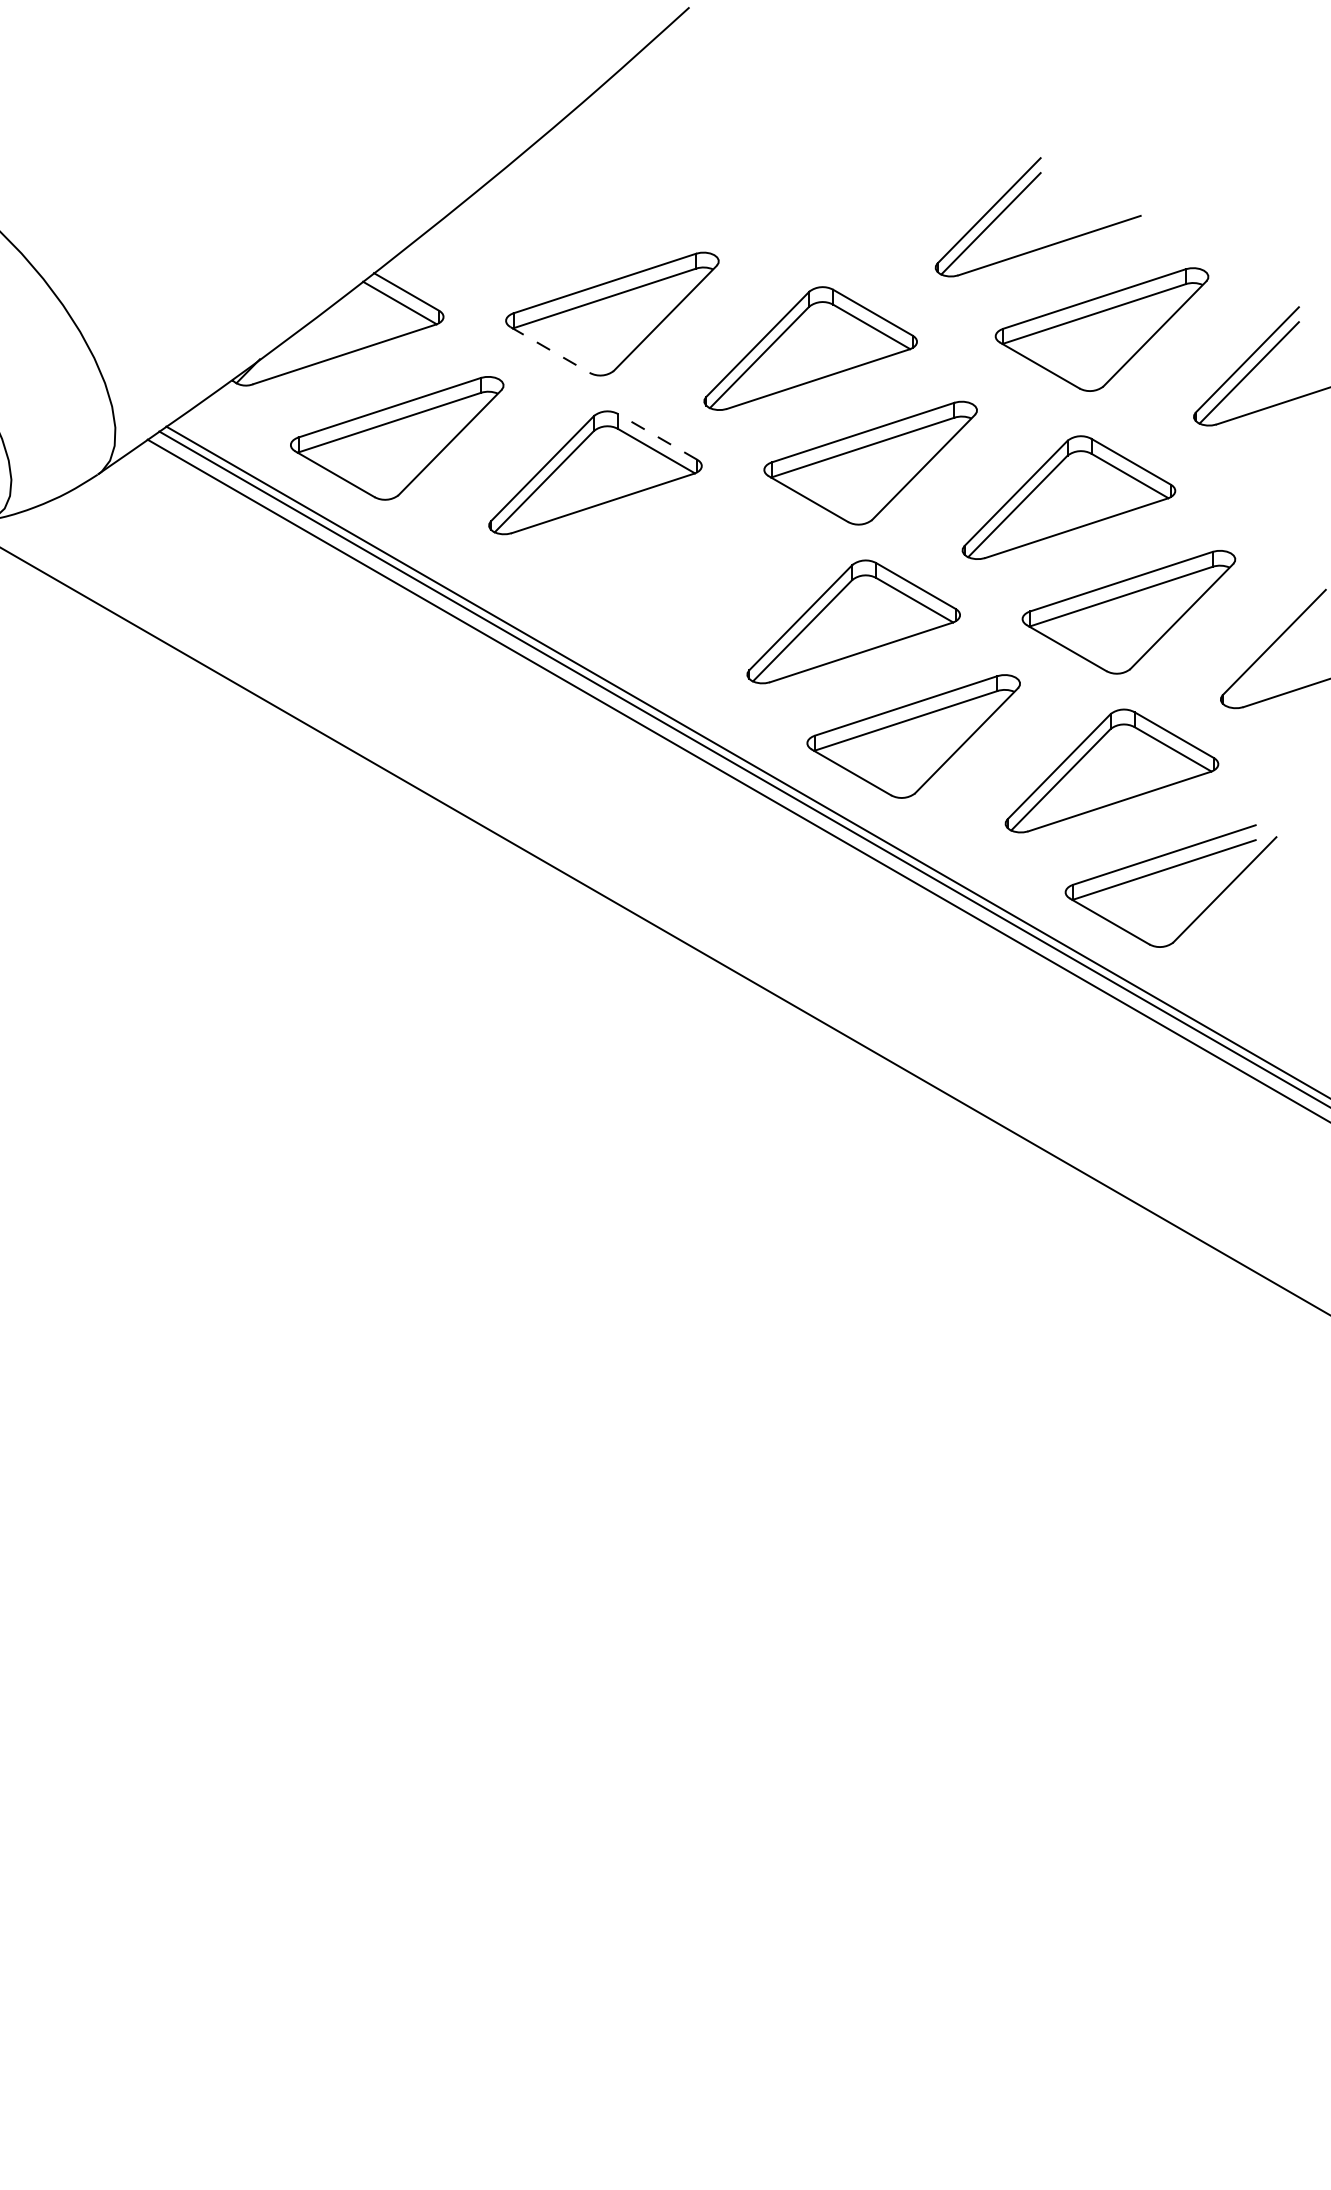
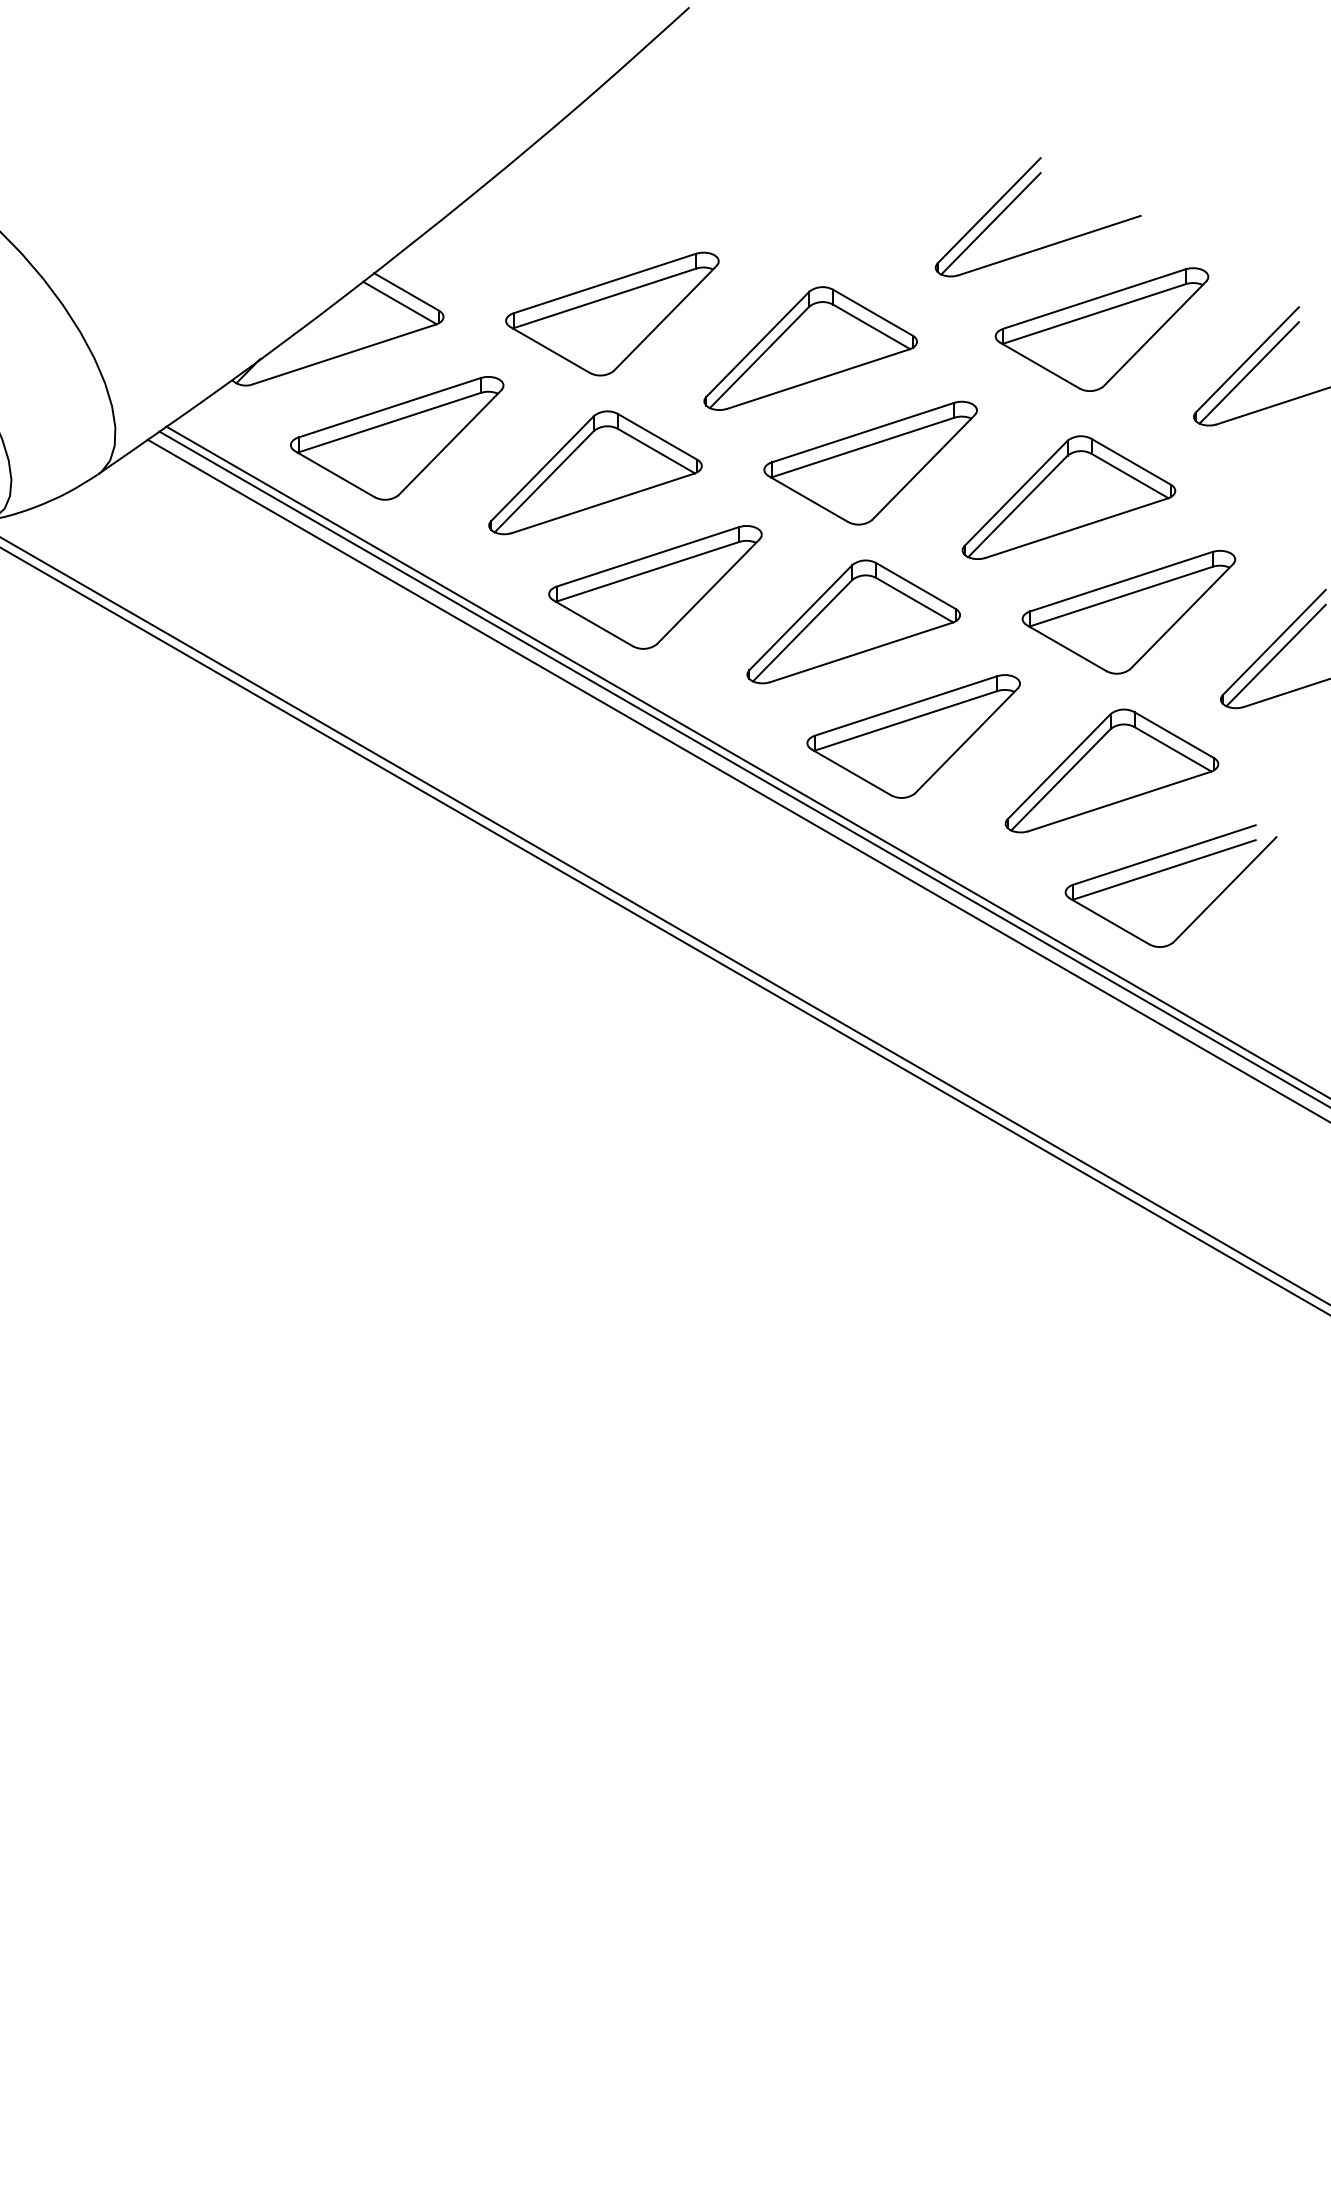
line: dashed -> solid (550, 349)
line: dashed -> solid (657, 436)
part: none -> present (655, 587)
line: none -> present (1275, 655)
line: none -> present (664, 920)
